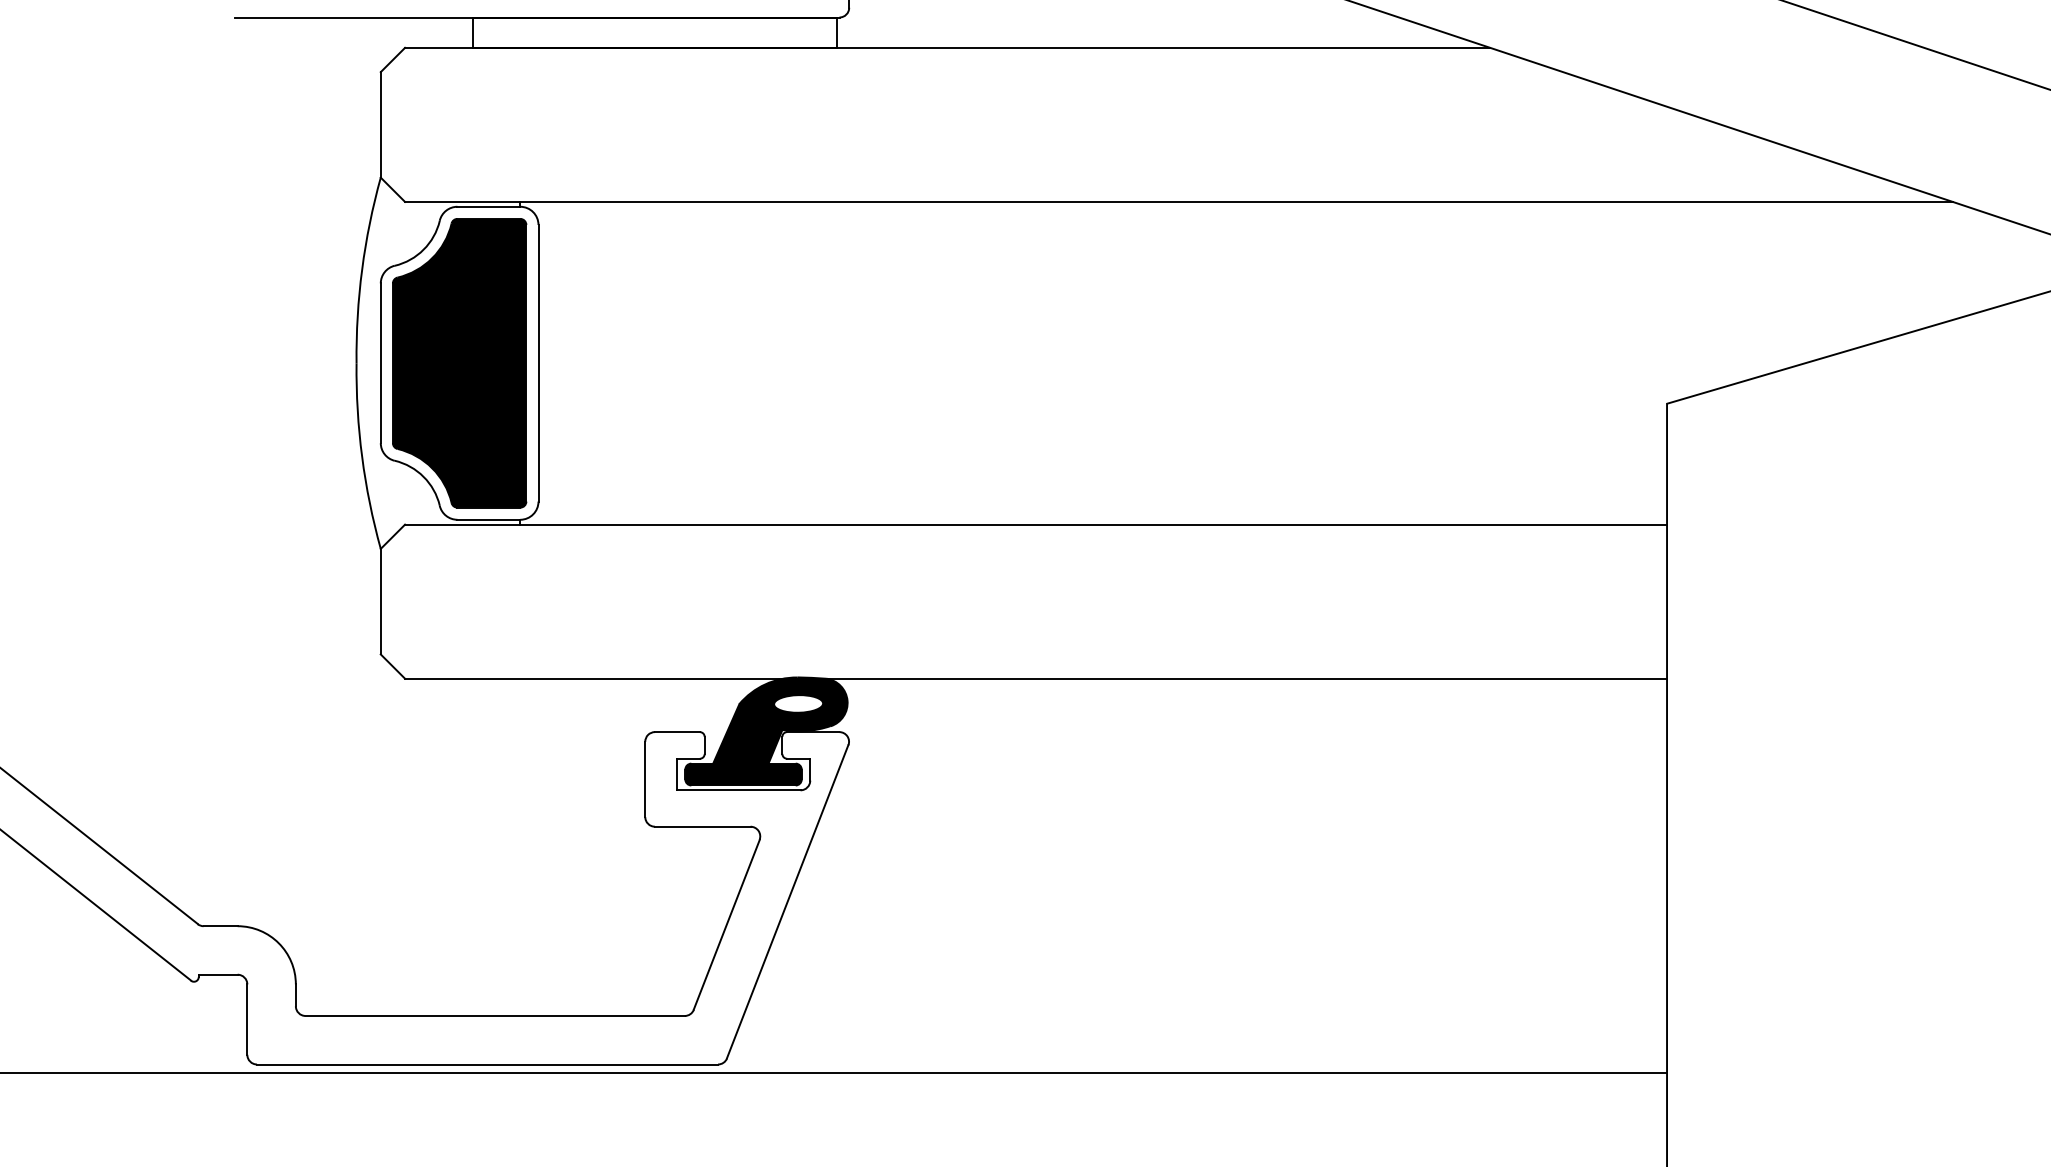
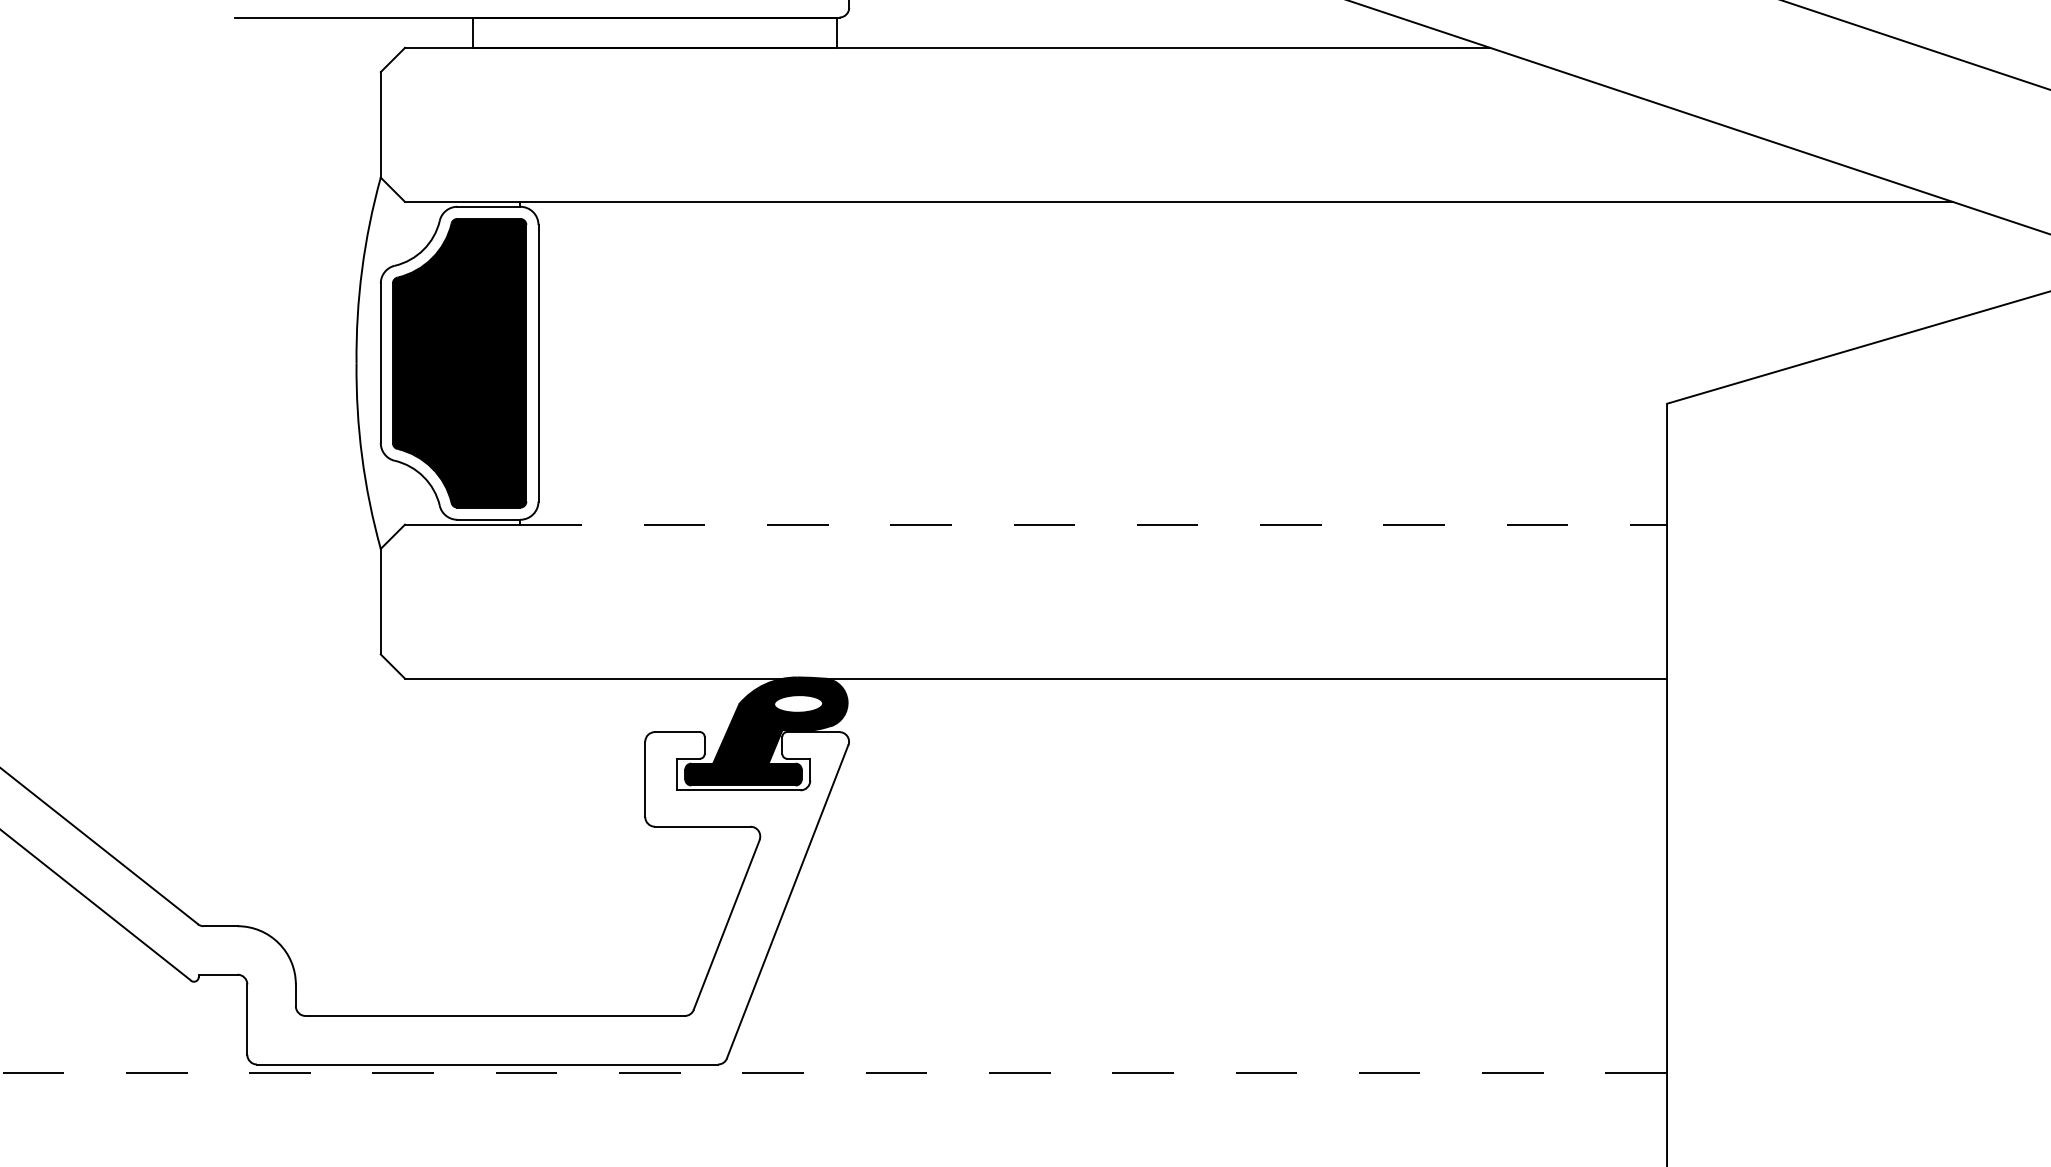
line: solid -> dashed (1094, 524)
line: solid -> dashed (833, 1072)
